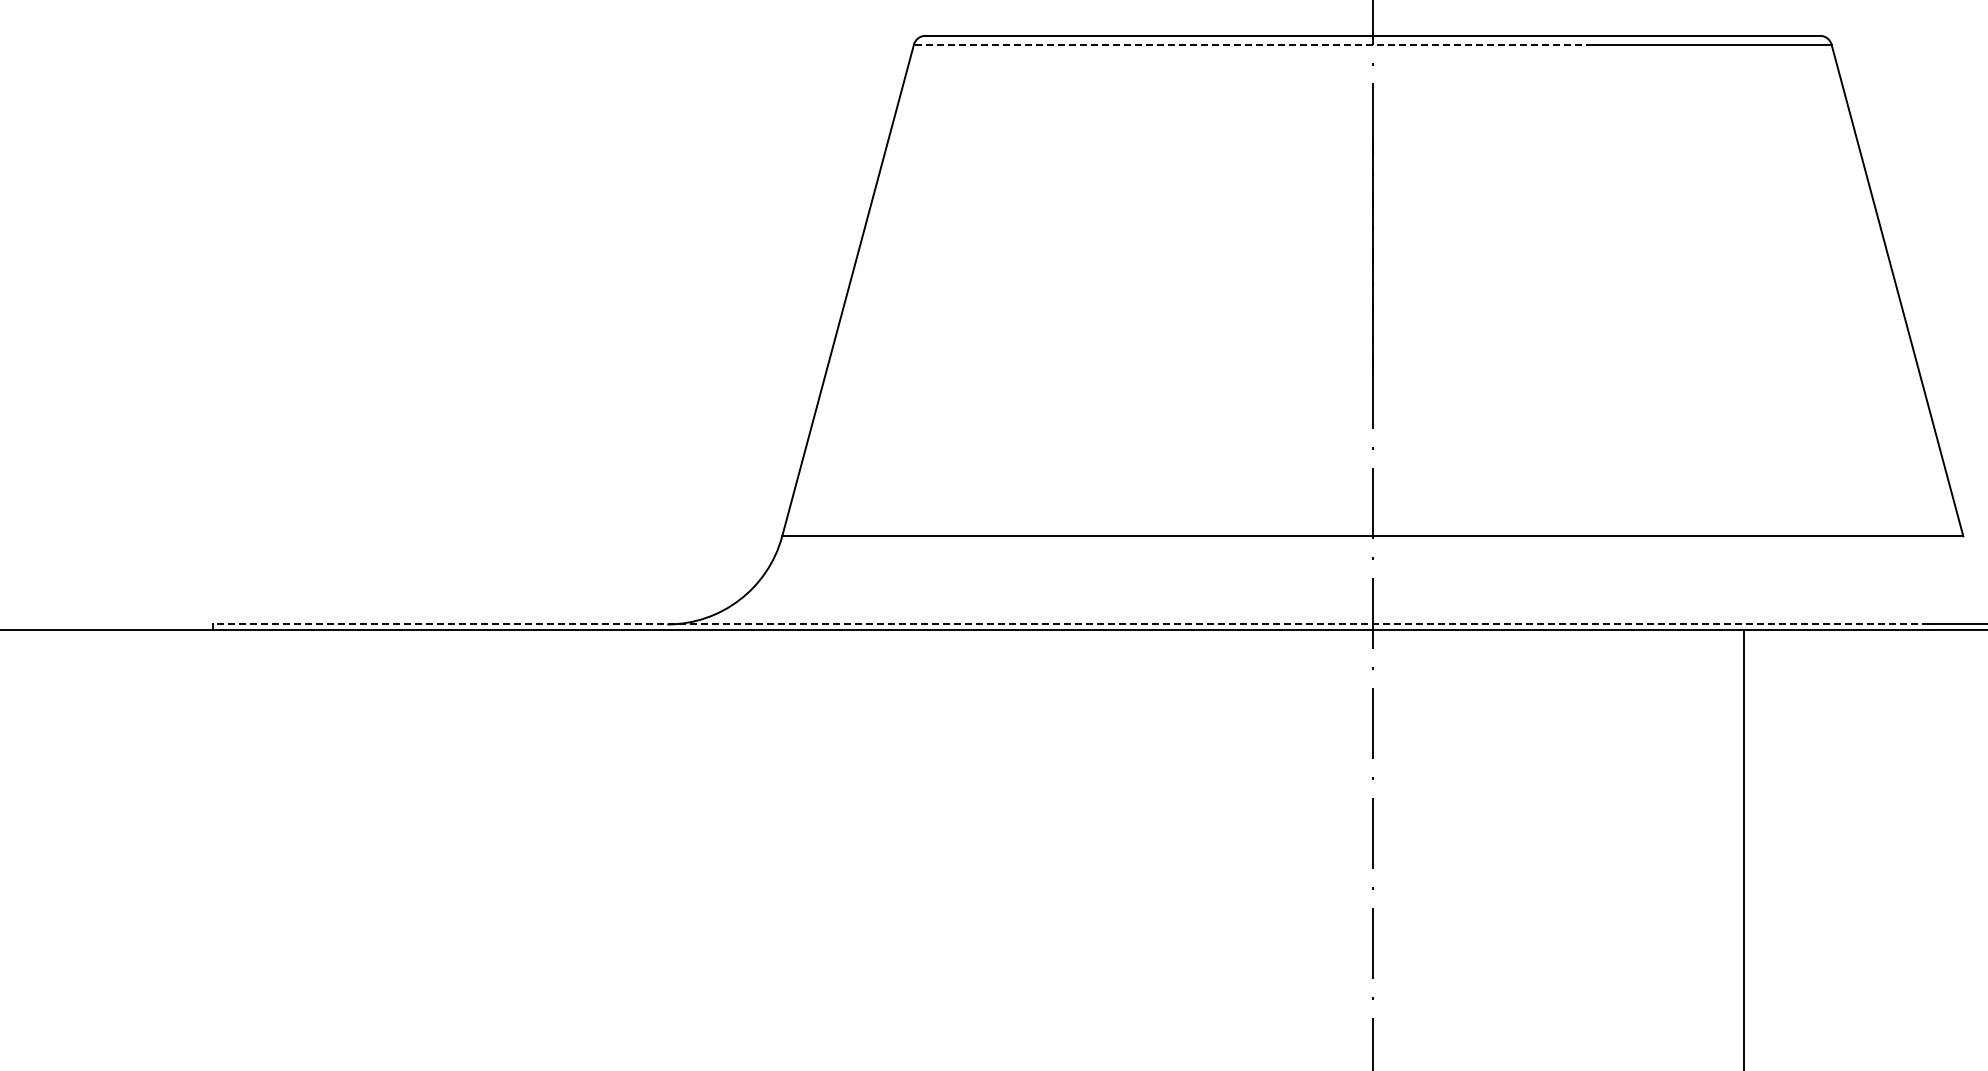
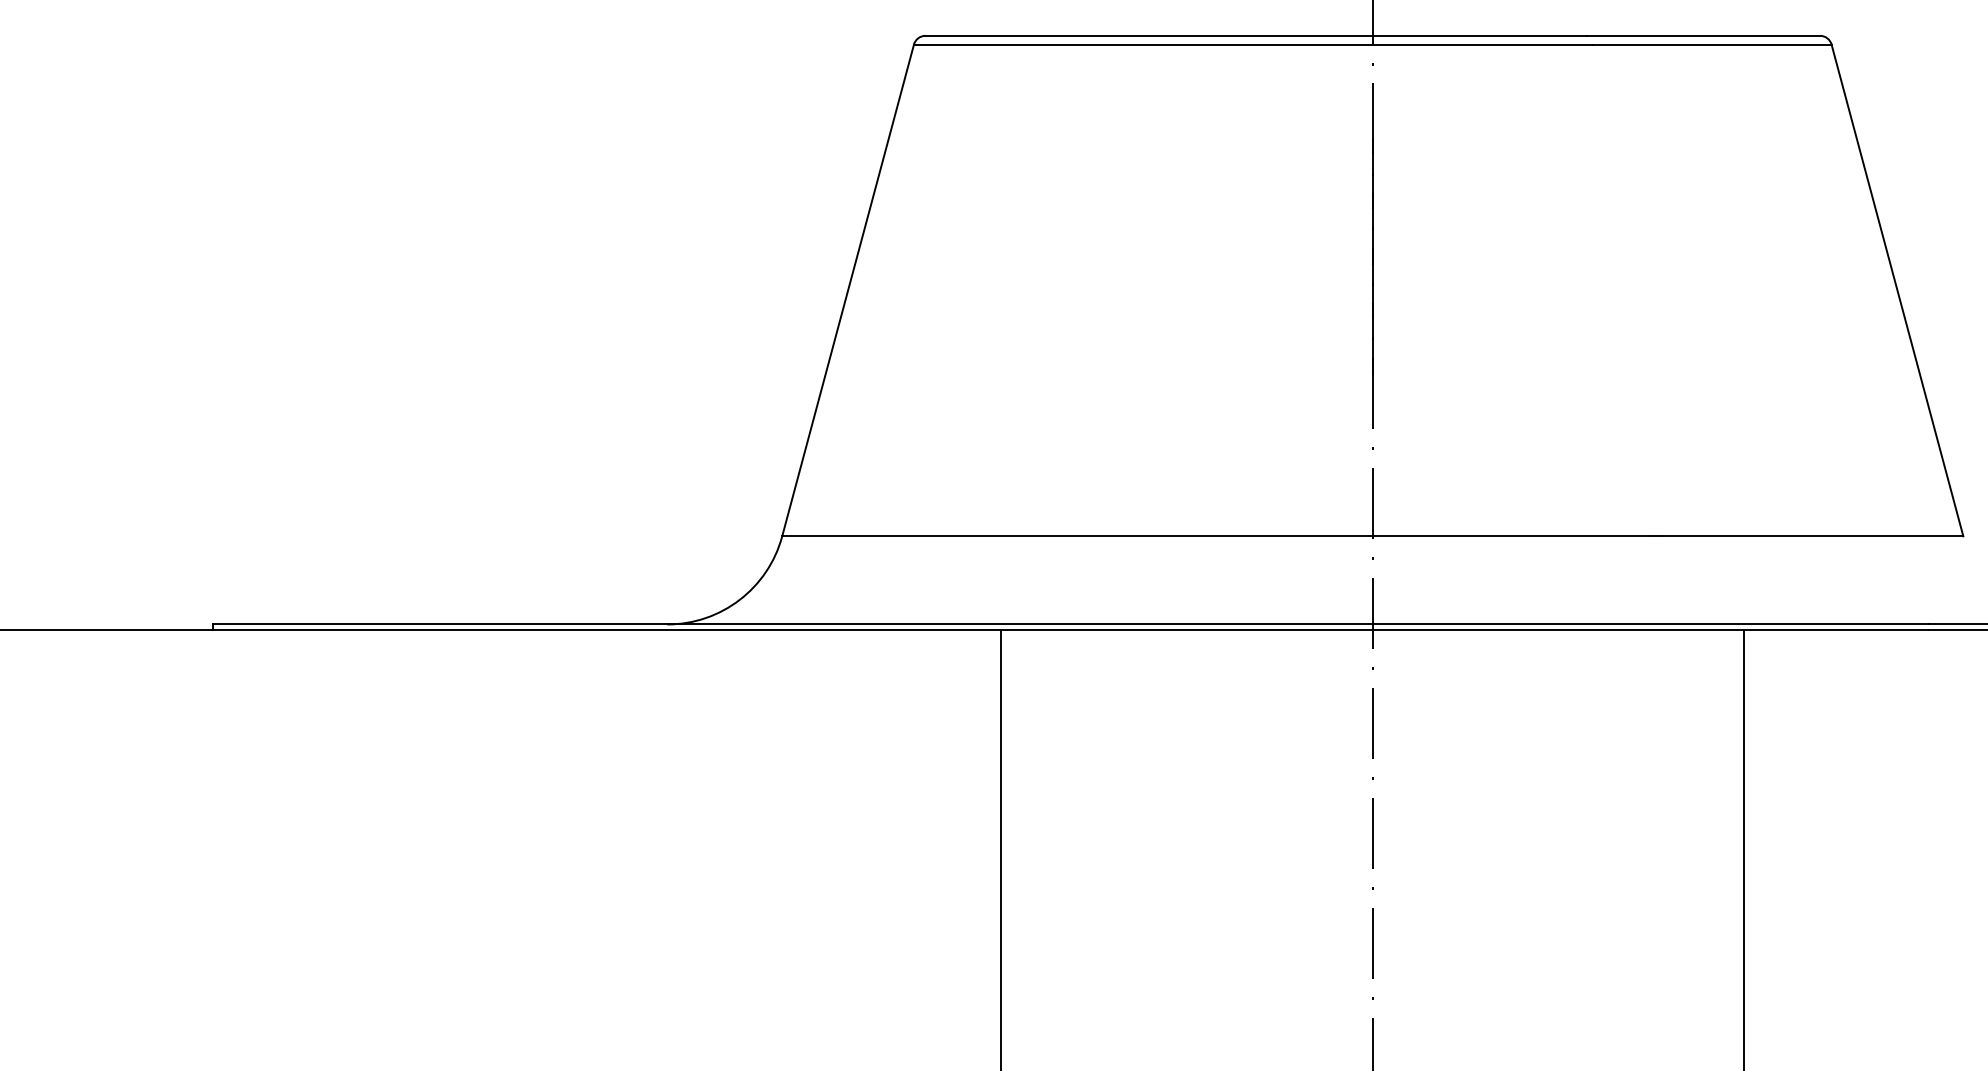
line: dashed -> solid (1252, 44)
line: dashed -> solid (1070, 624)
line: none -> present (1001, 848)
